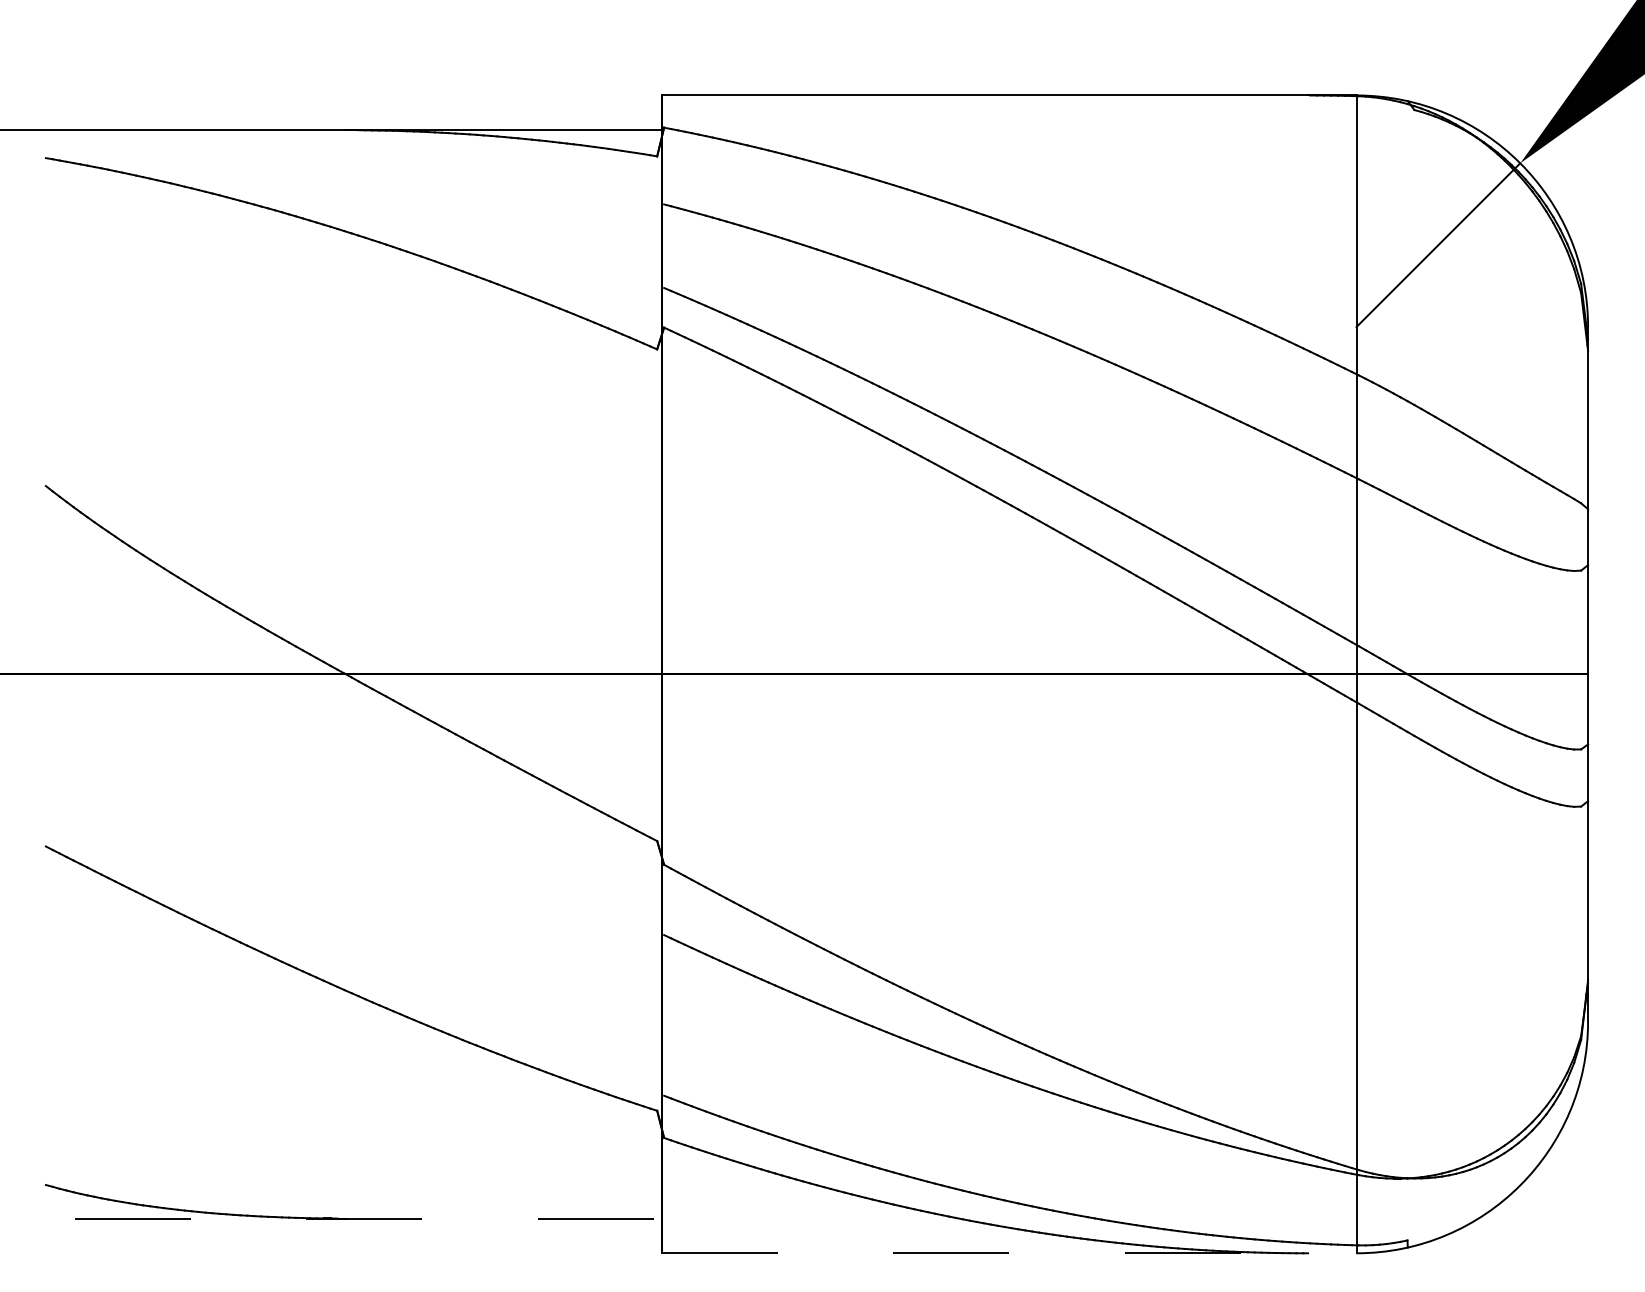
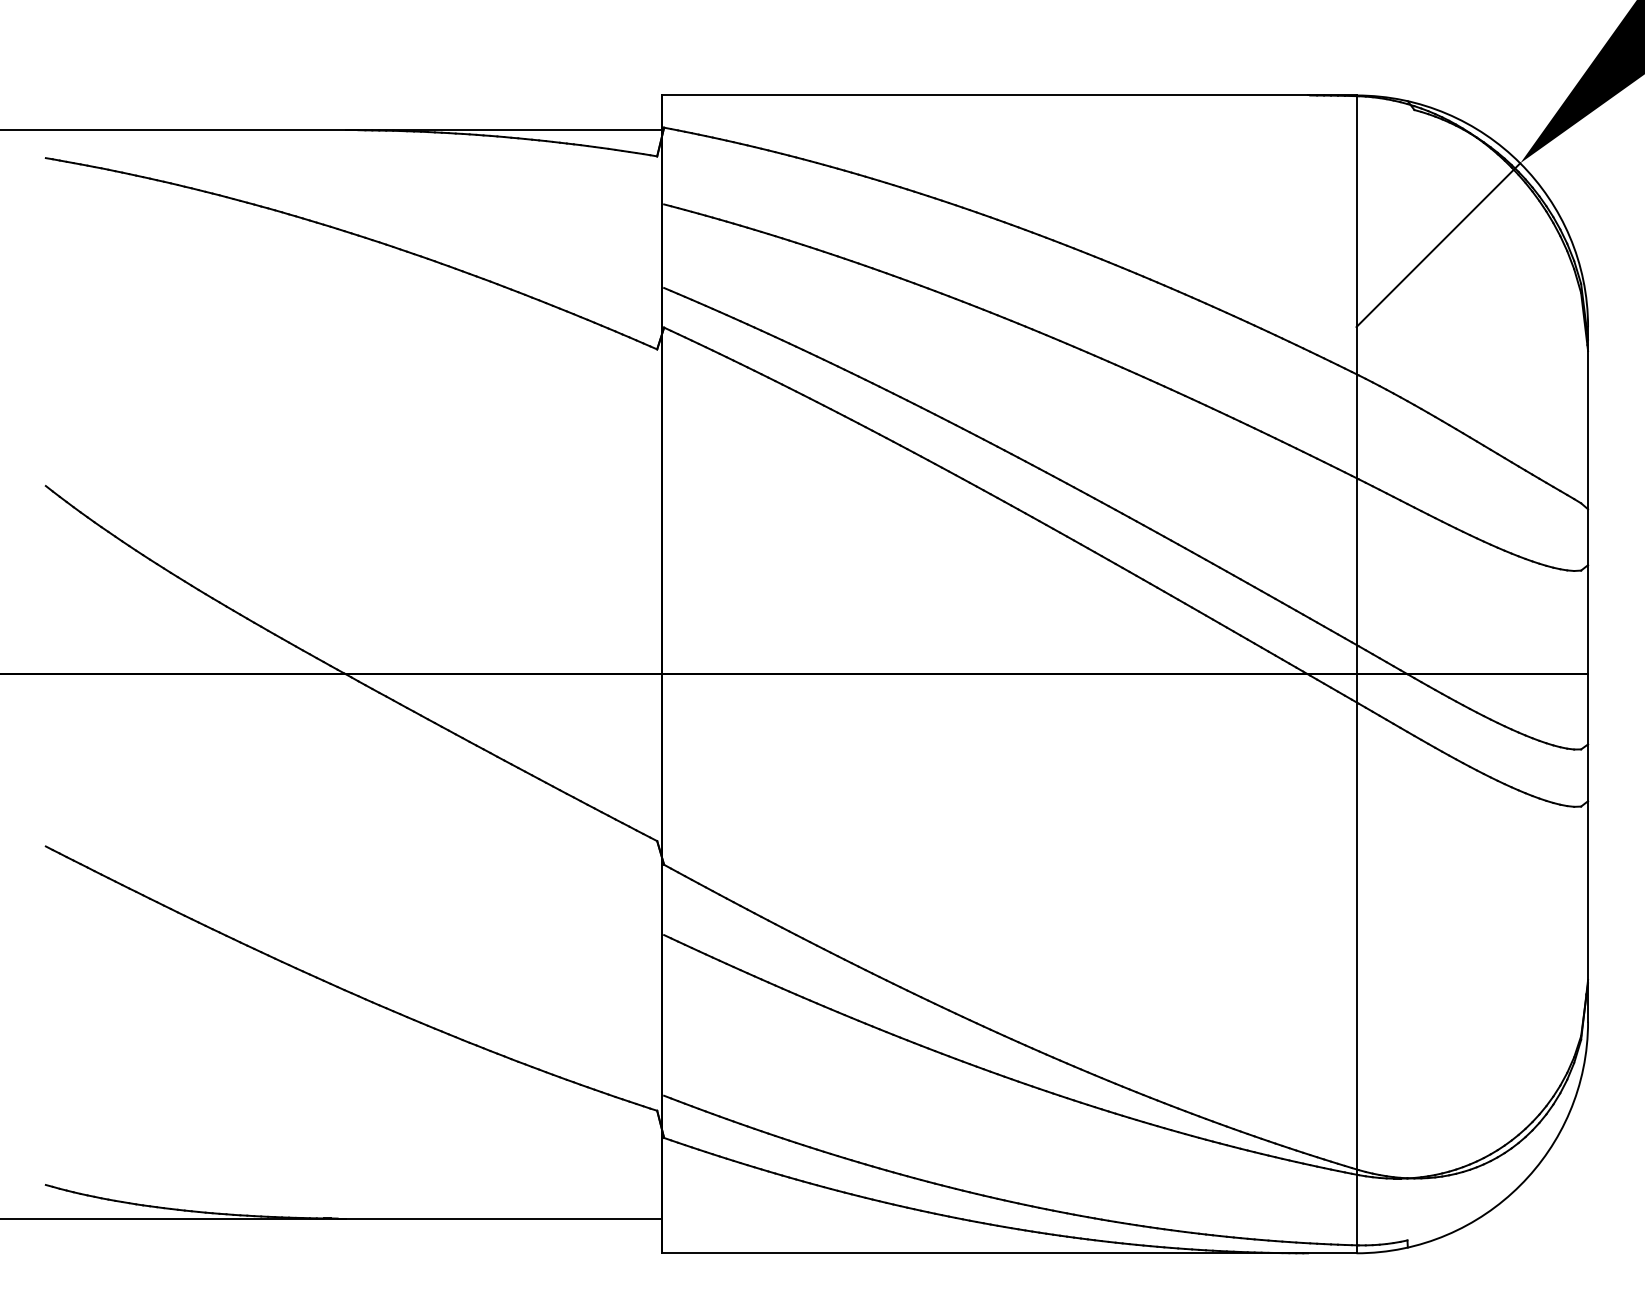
line: dashed -> solid (331, 1218)
line: dashed -> solid (1009, 1253)
